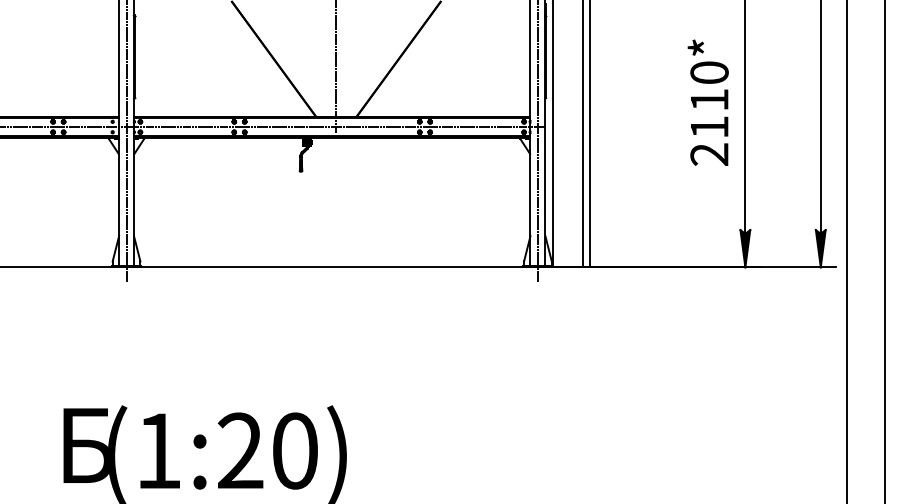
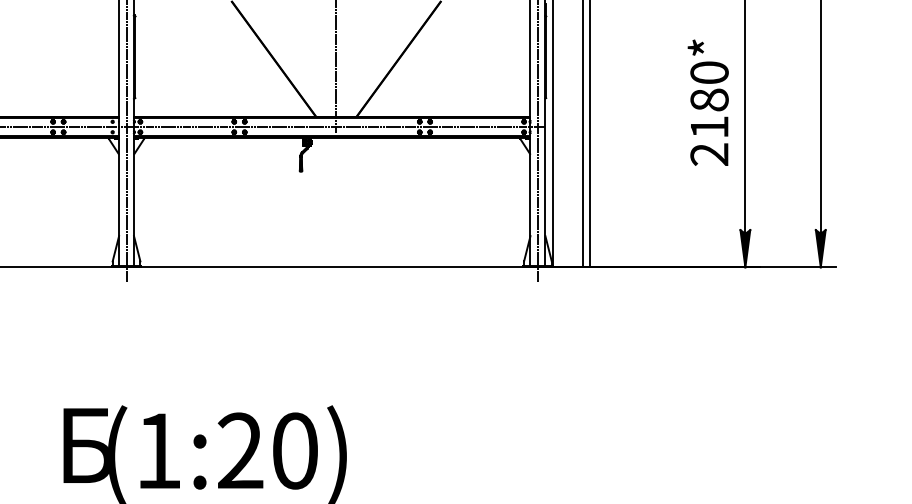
text: 2110* -> 2180* (709, 99)
line: present -> none (847, 251)
line: present -> none (884, 251)
